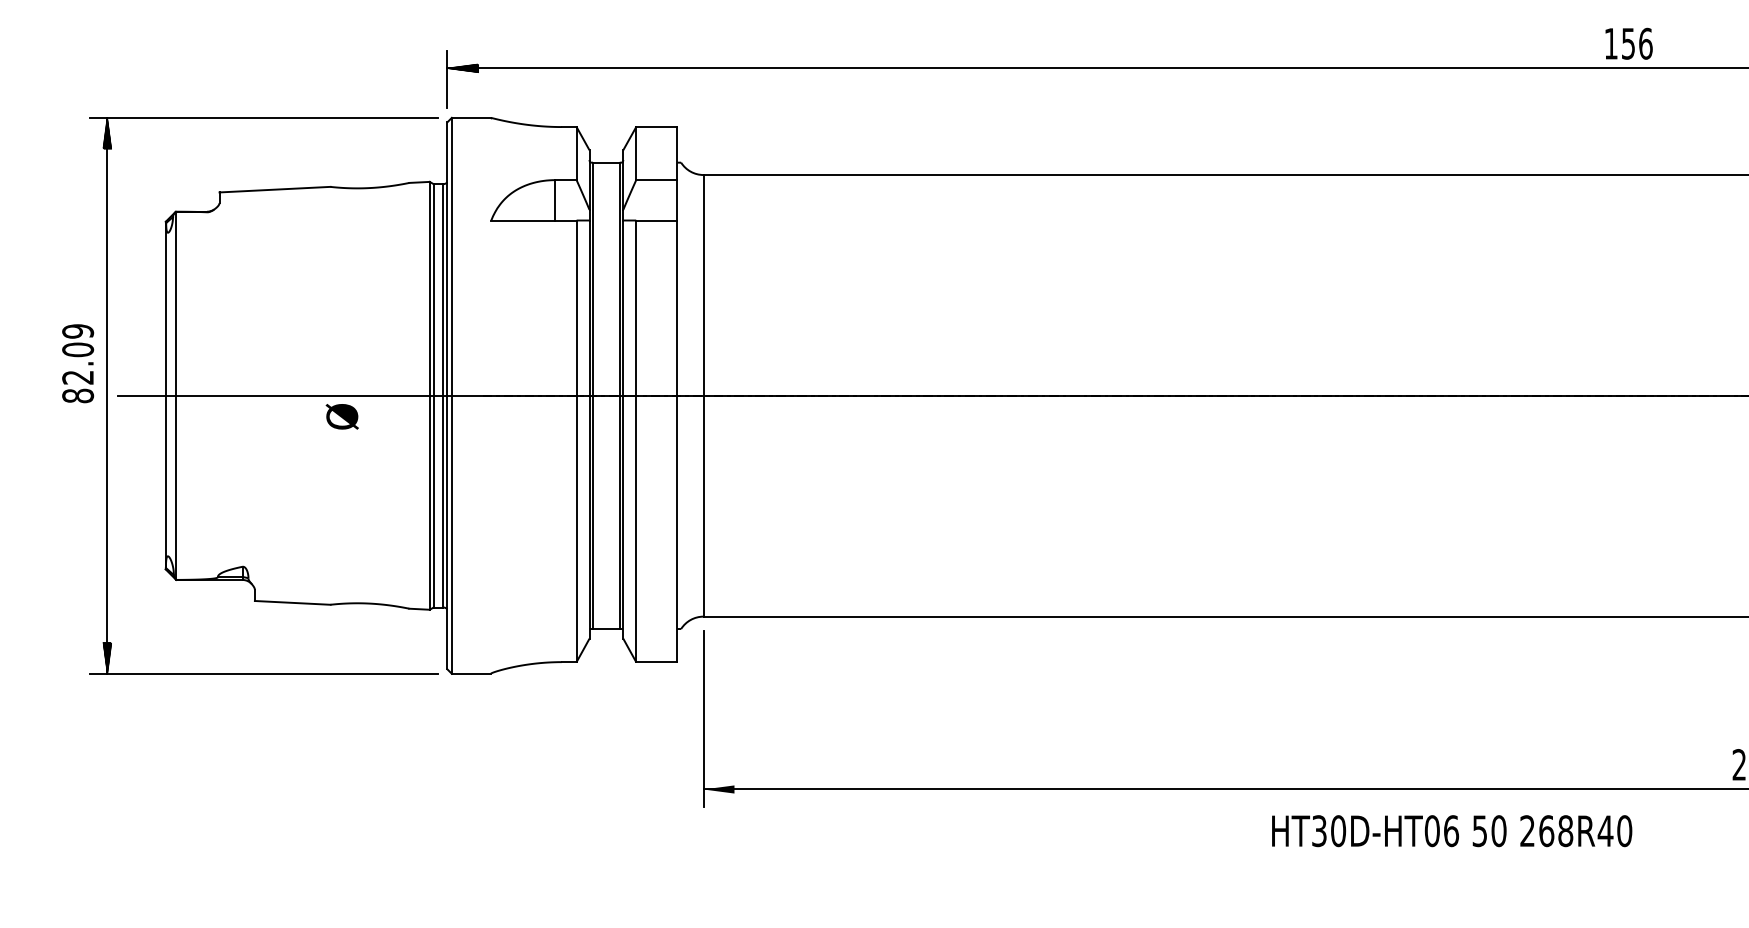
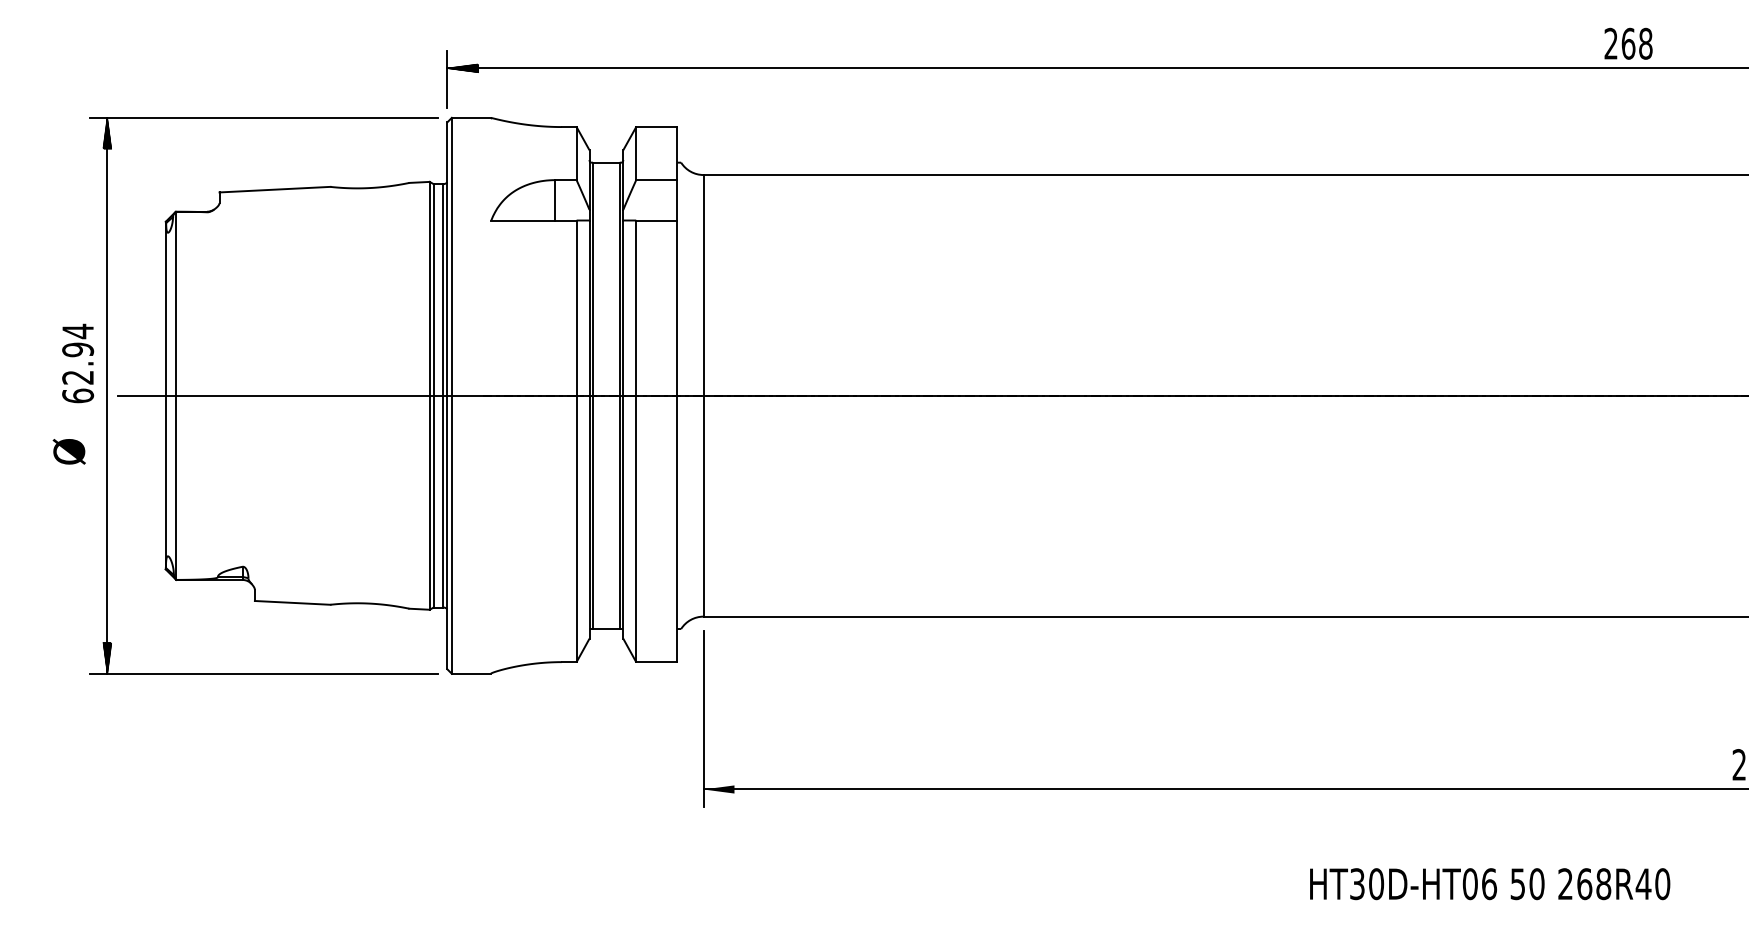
text: 156 -> 268 (1628, 43)
text: 82.09 -> 62.94 (78, 363)
text position: (341, 416) -> (68, 451) (68, 451)
text position: (1452, 831) -> (1490, 884) (1490, 884)
